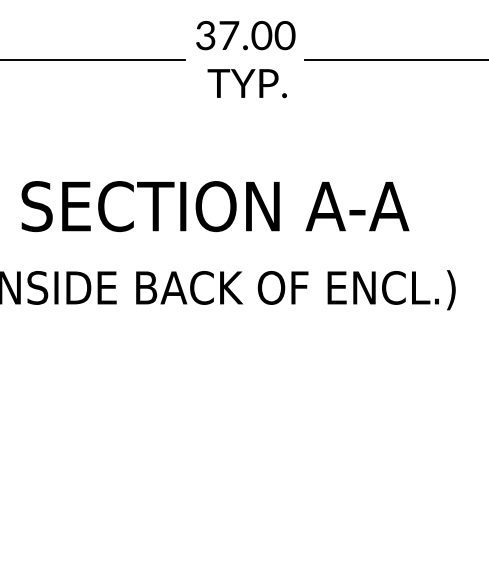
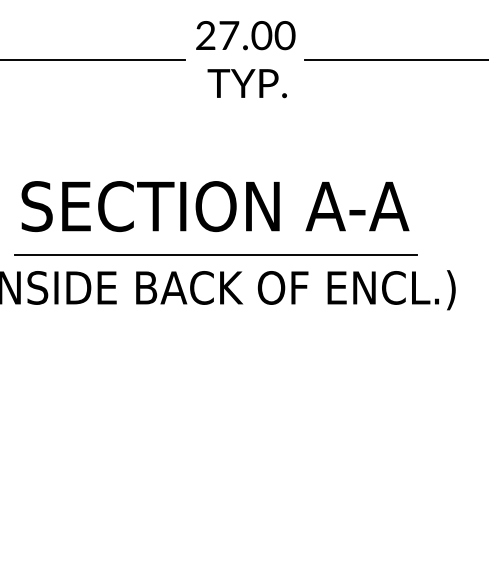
text: 37.00 -> 27.00 (205, 36)
line: none -> present (216, 255)
